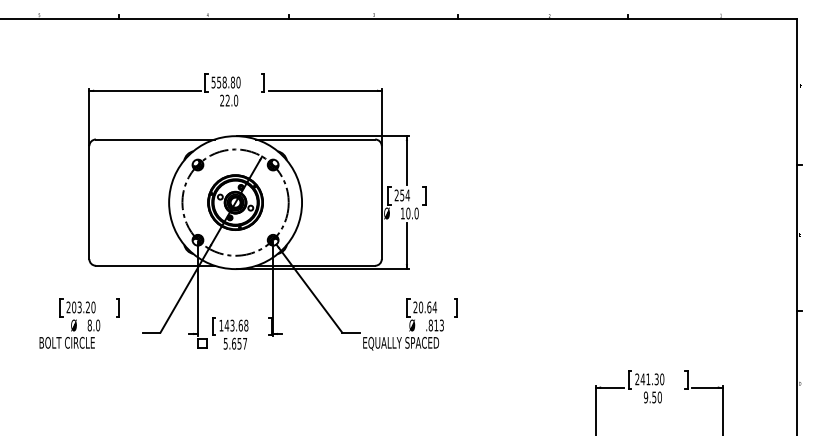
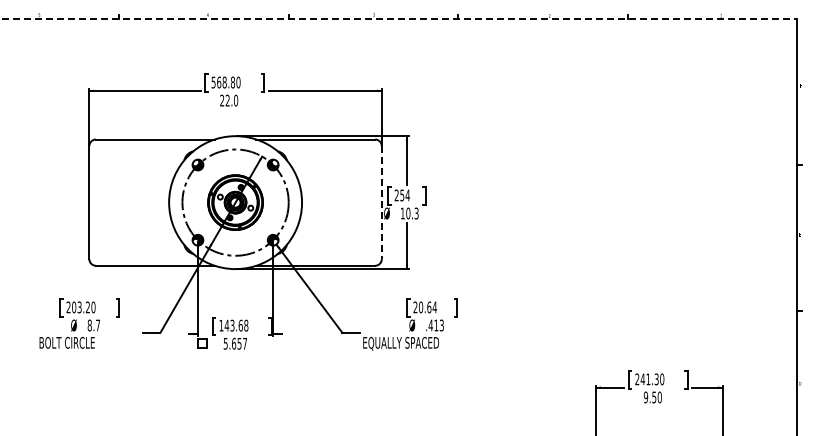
line: solid -> dashed (399, 18)
text: 558.80 -> 568.80 (219, 82)
line: solid -> dashed (381, 203)
text: 10.0 -> 10.3 (416, 213)
text: 8.0 -> 8.7 (98, 325)
text: .813 -> .413 (430, 325)
